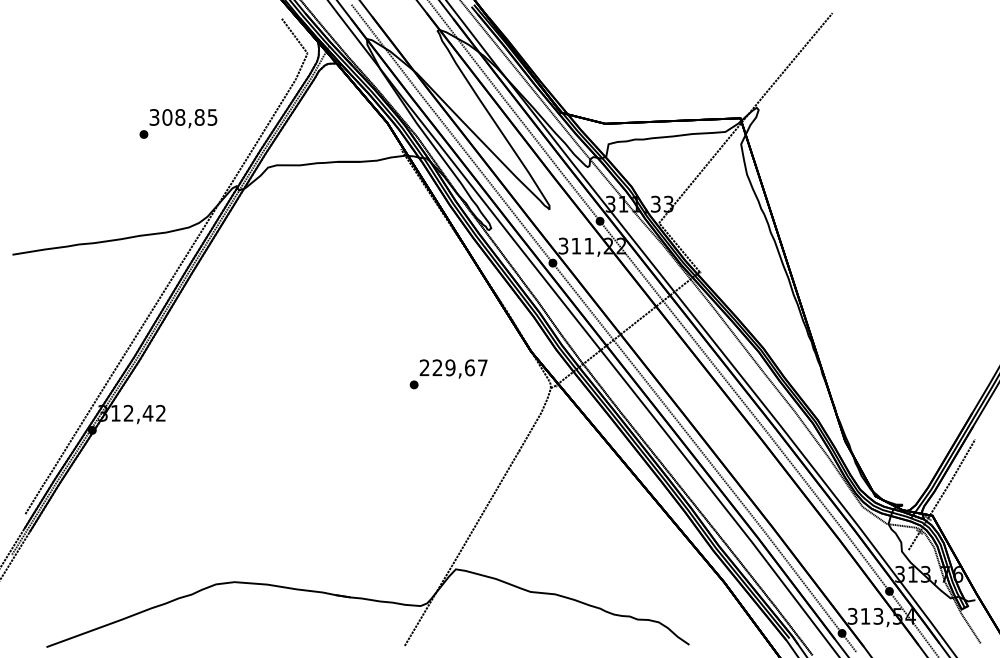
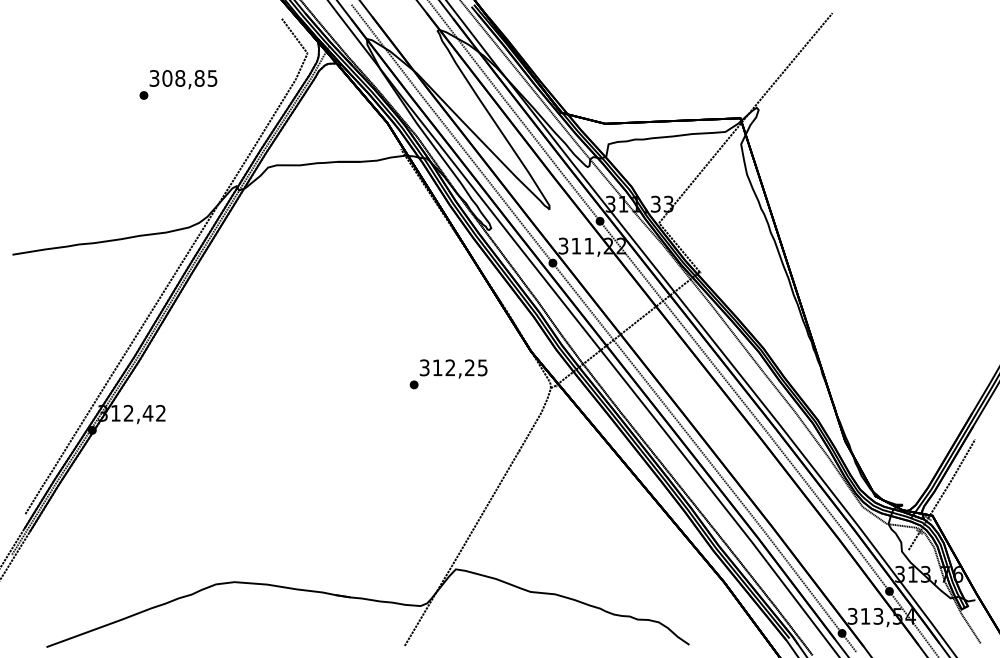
text position: (178, 123) -> (178, 84) (178, 84)
text: 229,67 -> 312,25 (453, 367)
